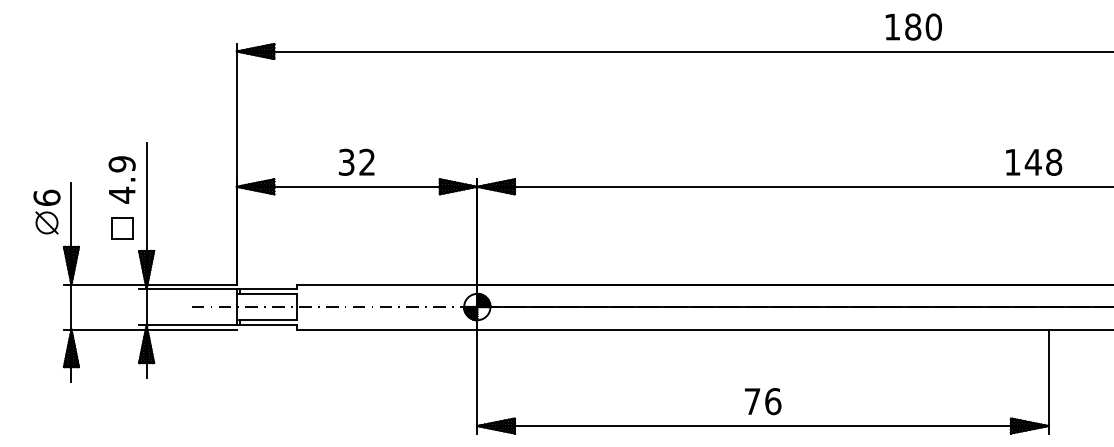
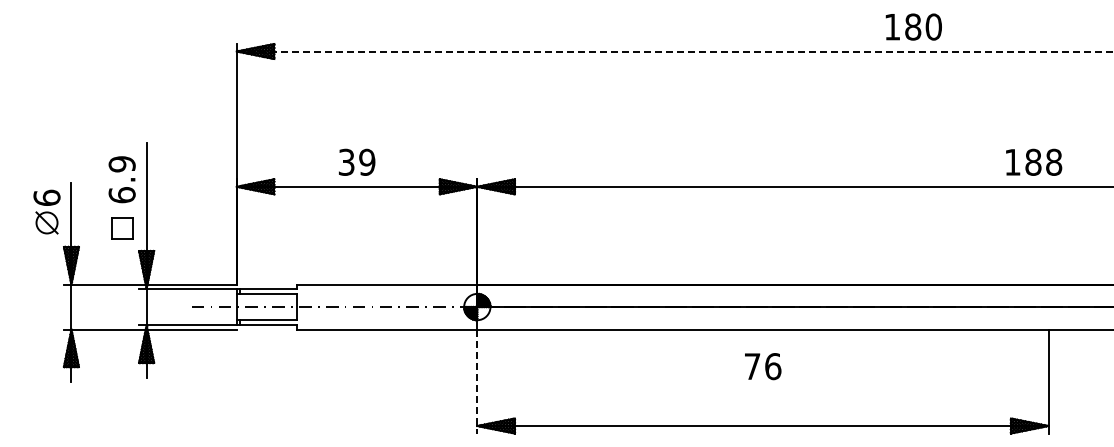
line: solid -> dashed (675, 51)
text: 148 -> 188 (1032, 161)
text: 32 -> 39 (367, 162)
text: 4.9 -> 6.9 (121, 194)
line: solid -> dashed (477, 381)
text position: (763, 401) -> (763, 366) (763, 366)
